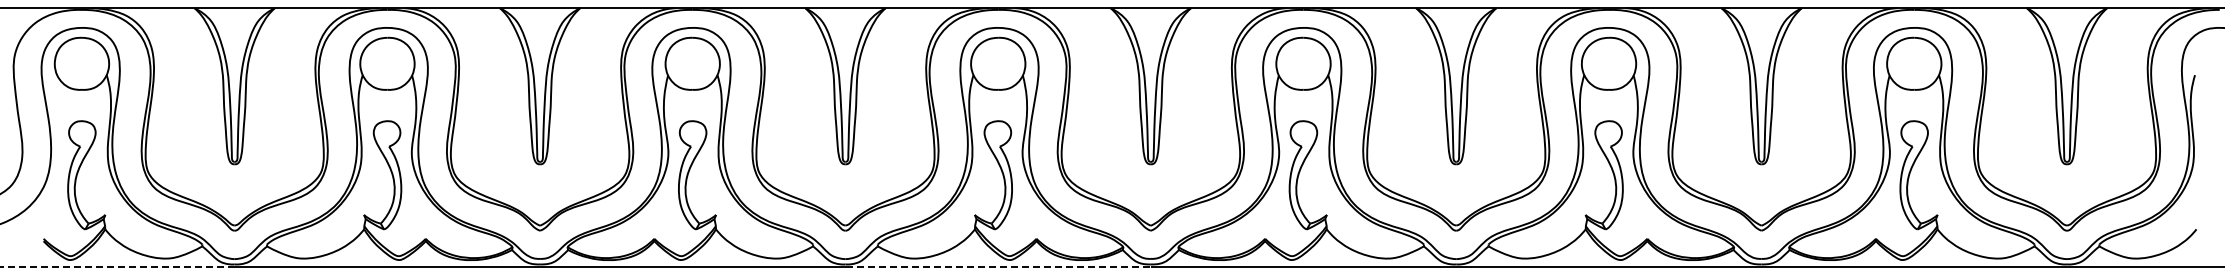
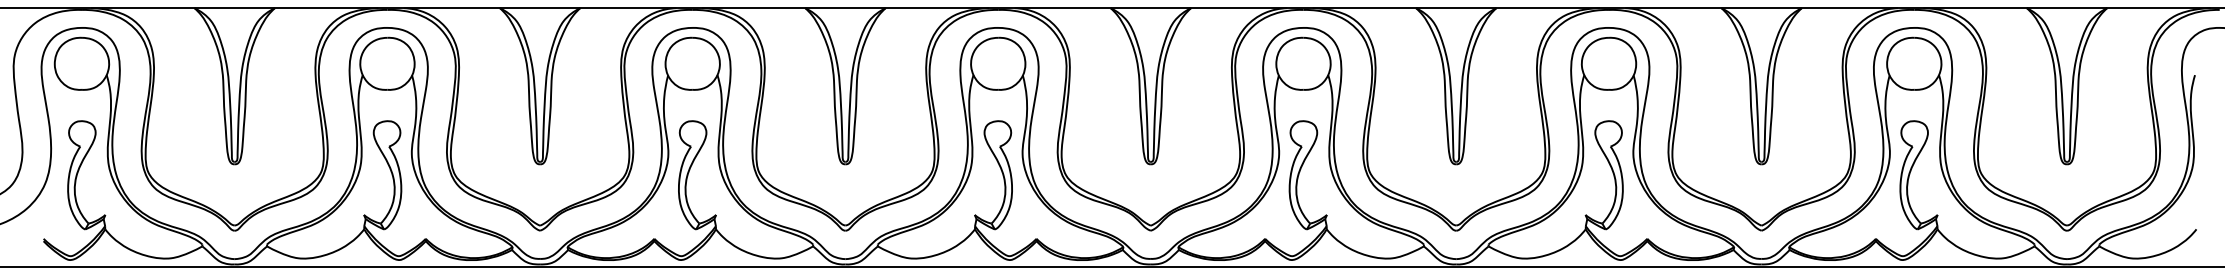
line: dashed -> solid (116, 266)
line: dashed -> solid (998, 266)
